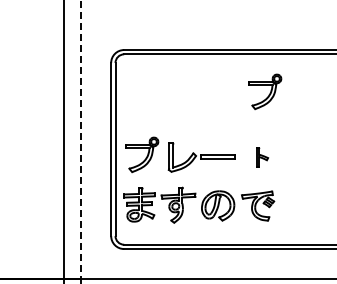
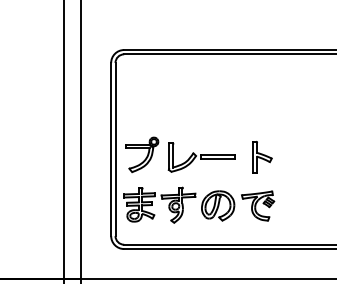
part: present -> none (265, 91)
line: dashed -> solid (80, 140)
part size: 14x21 px -> 21x33 px (262, 157)
